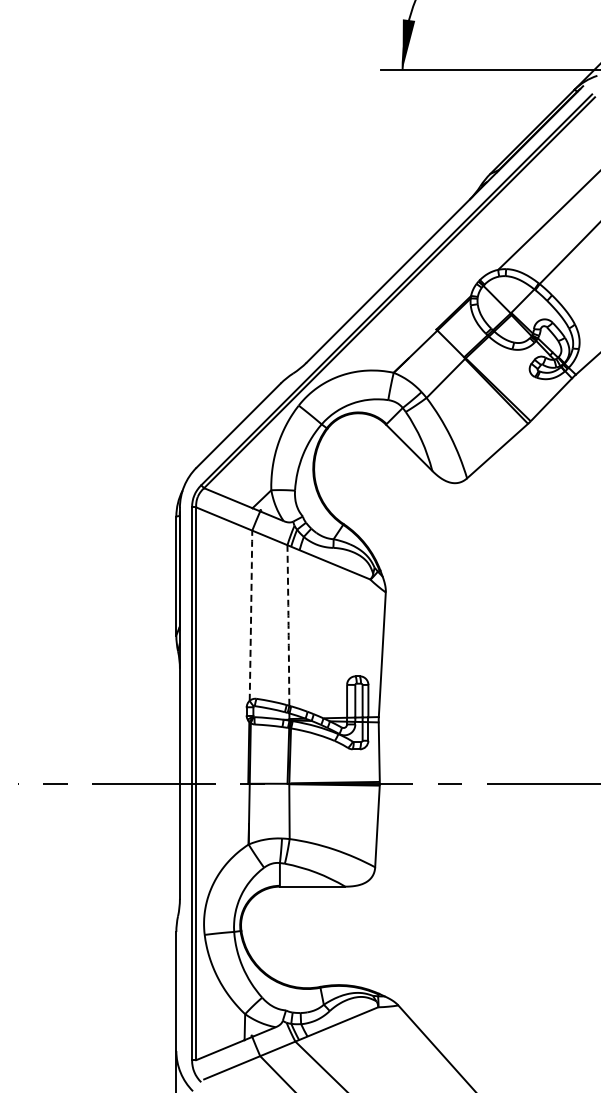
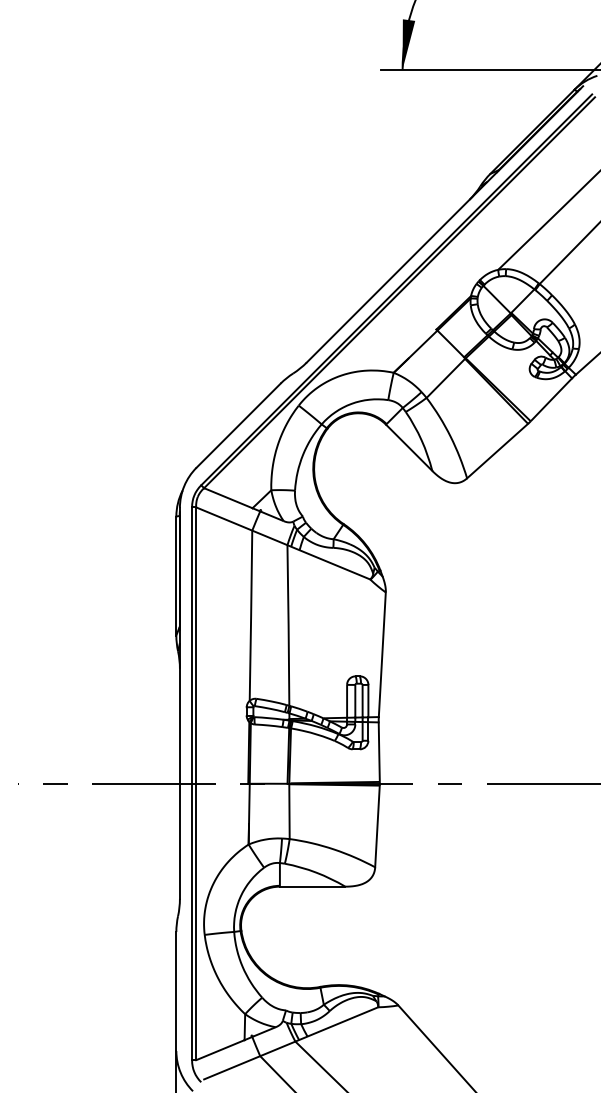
arc: dashed -> solid (251, 615)
arc: dashed -> solid (288, 625)
